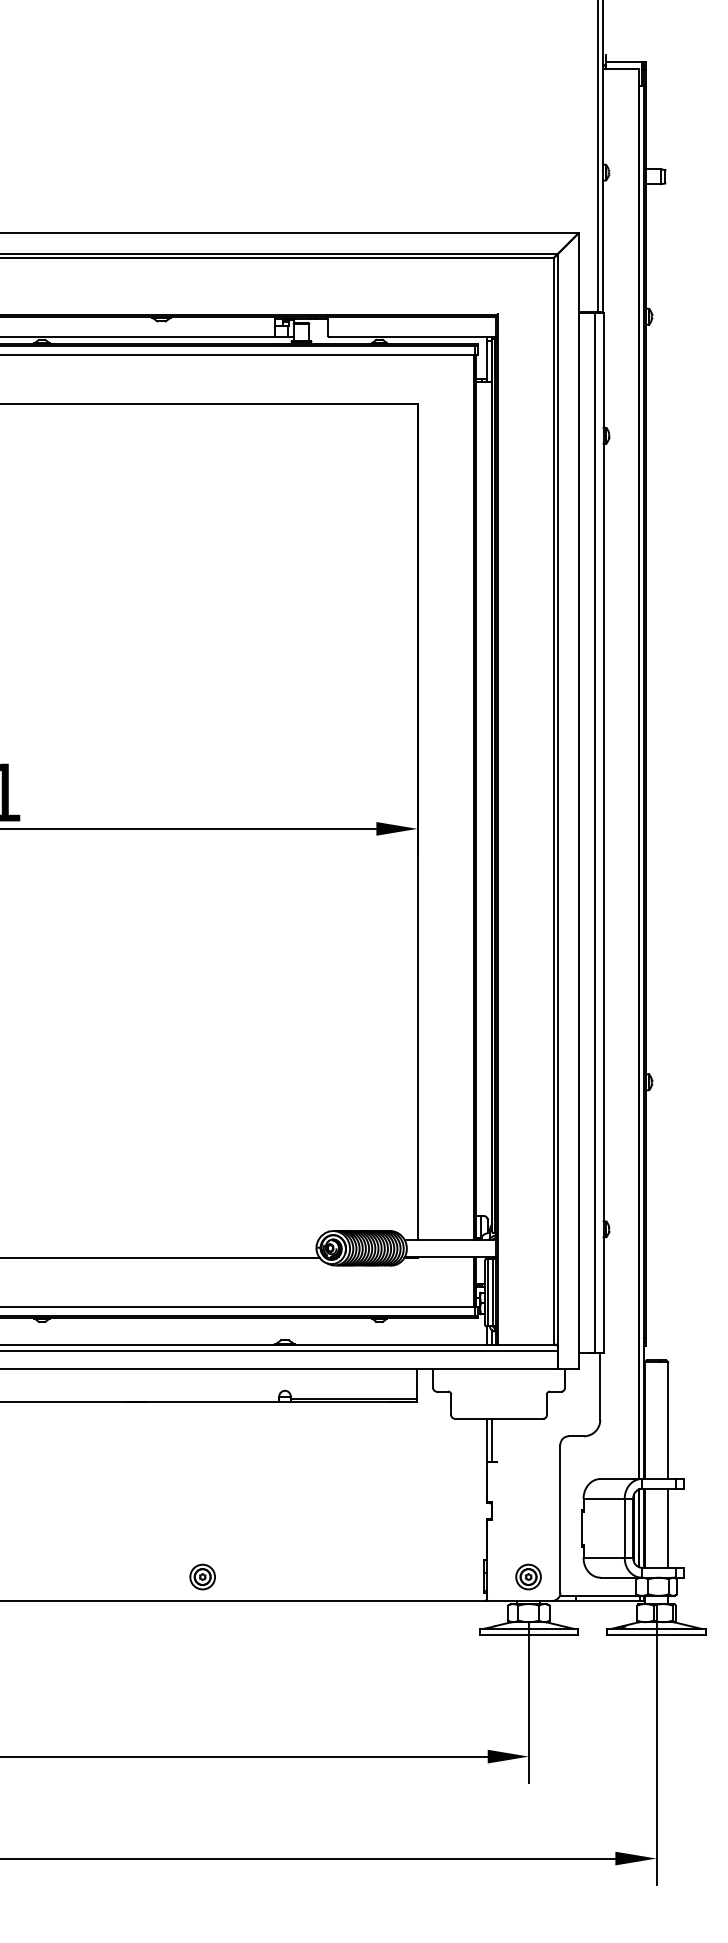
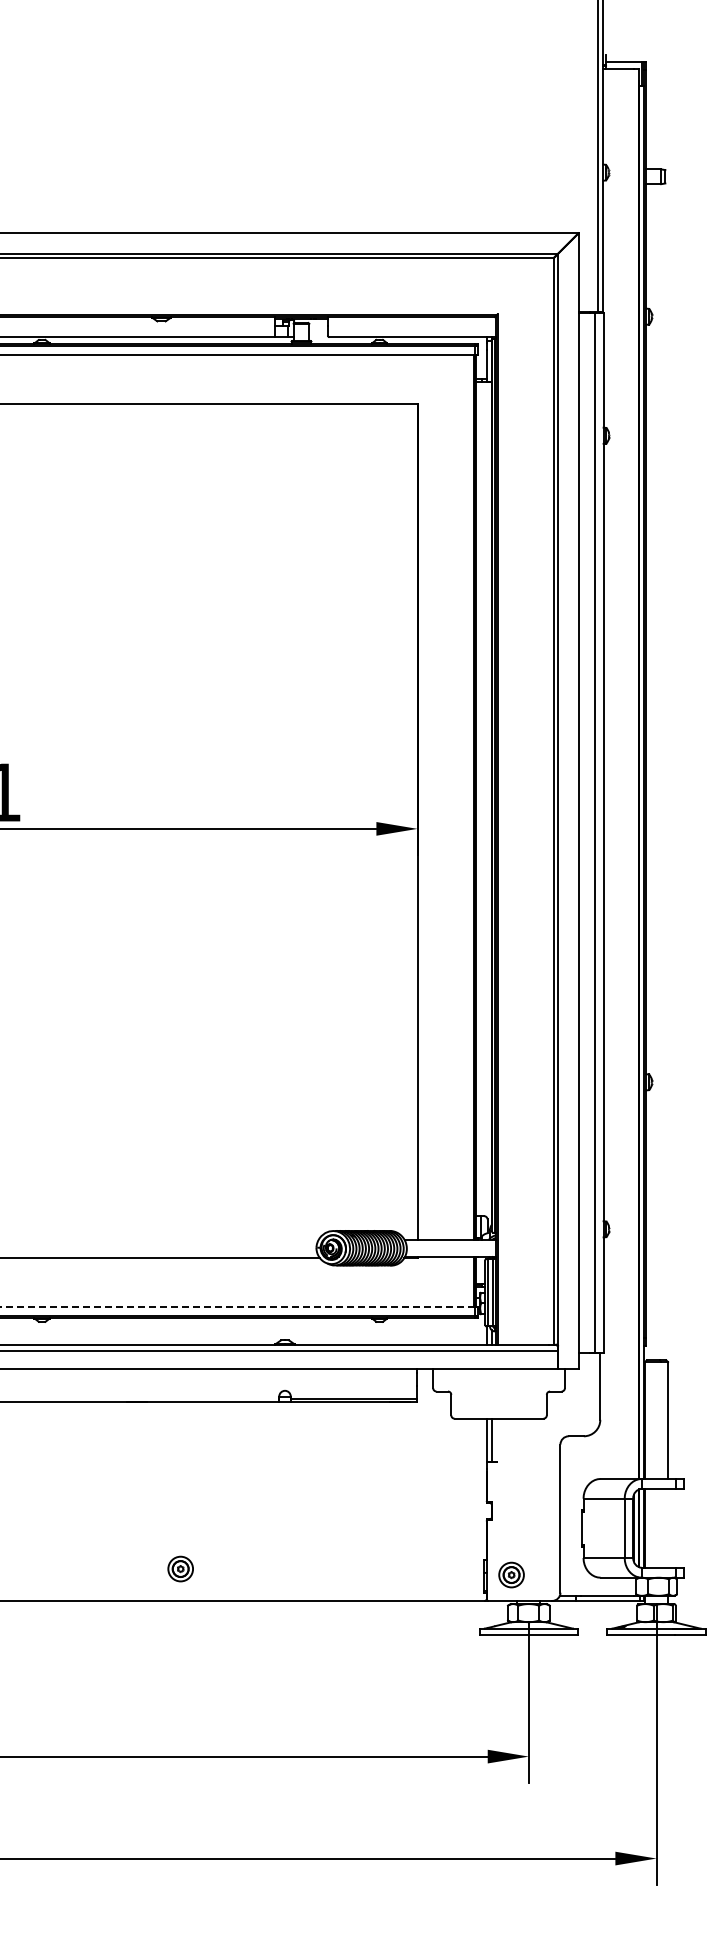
line: solid -> dashed (237, 1306)
line: present -> none (668, 1527)
part position: (202, 1576) -> (180, 1568) (180, 1568)
part position: (528, 1576) -> (511, 1574) (511, 1574)
